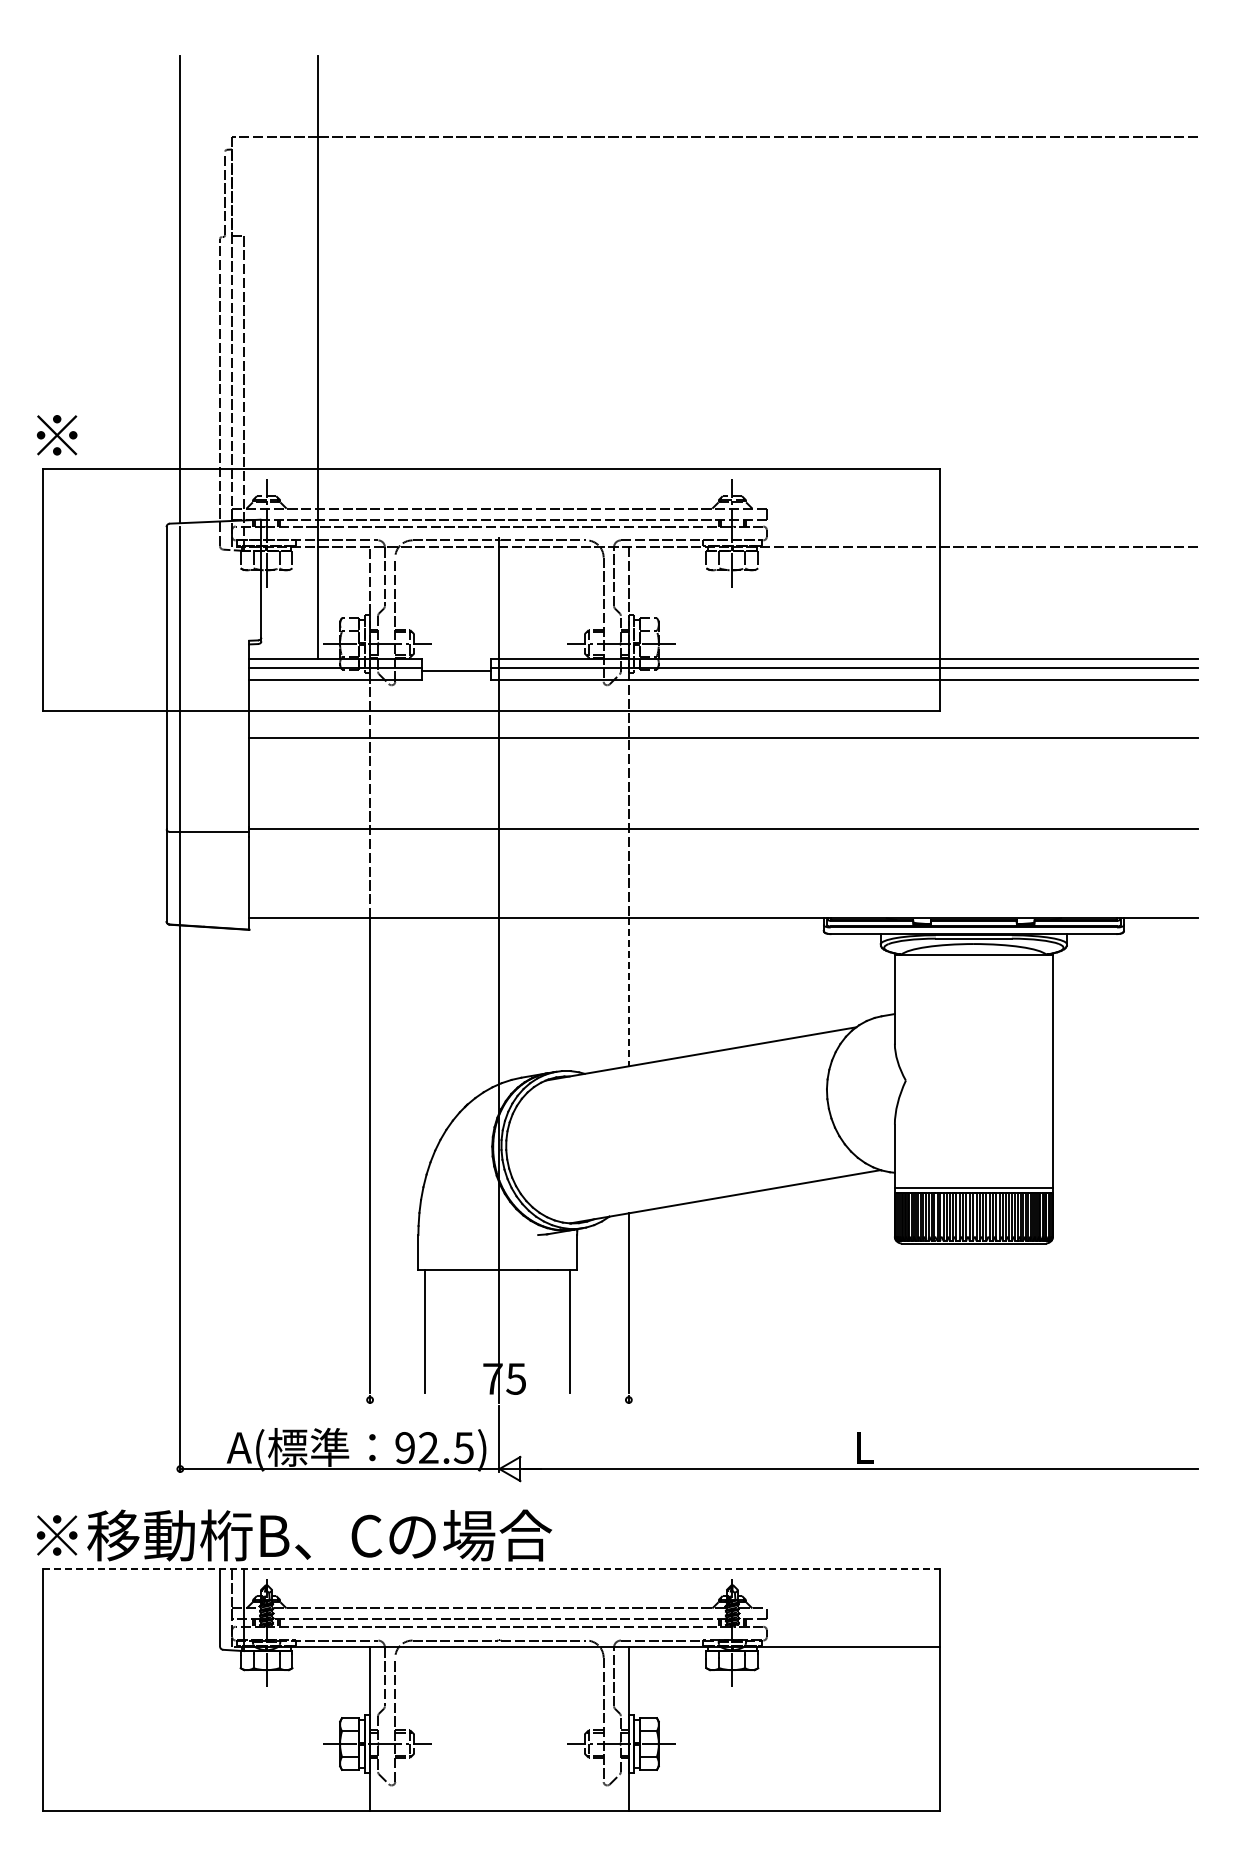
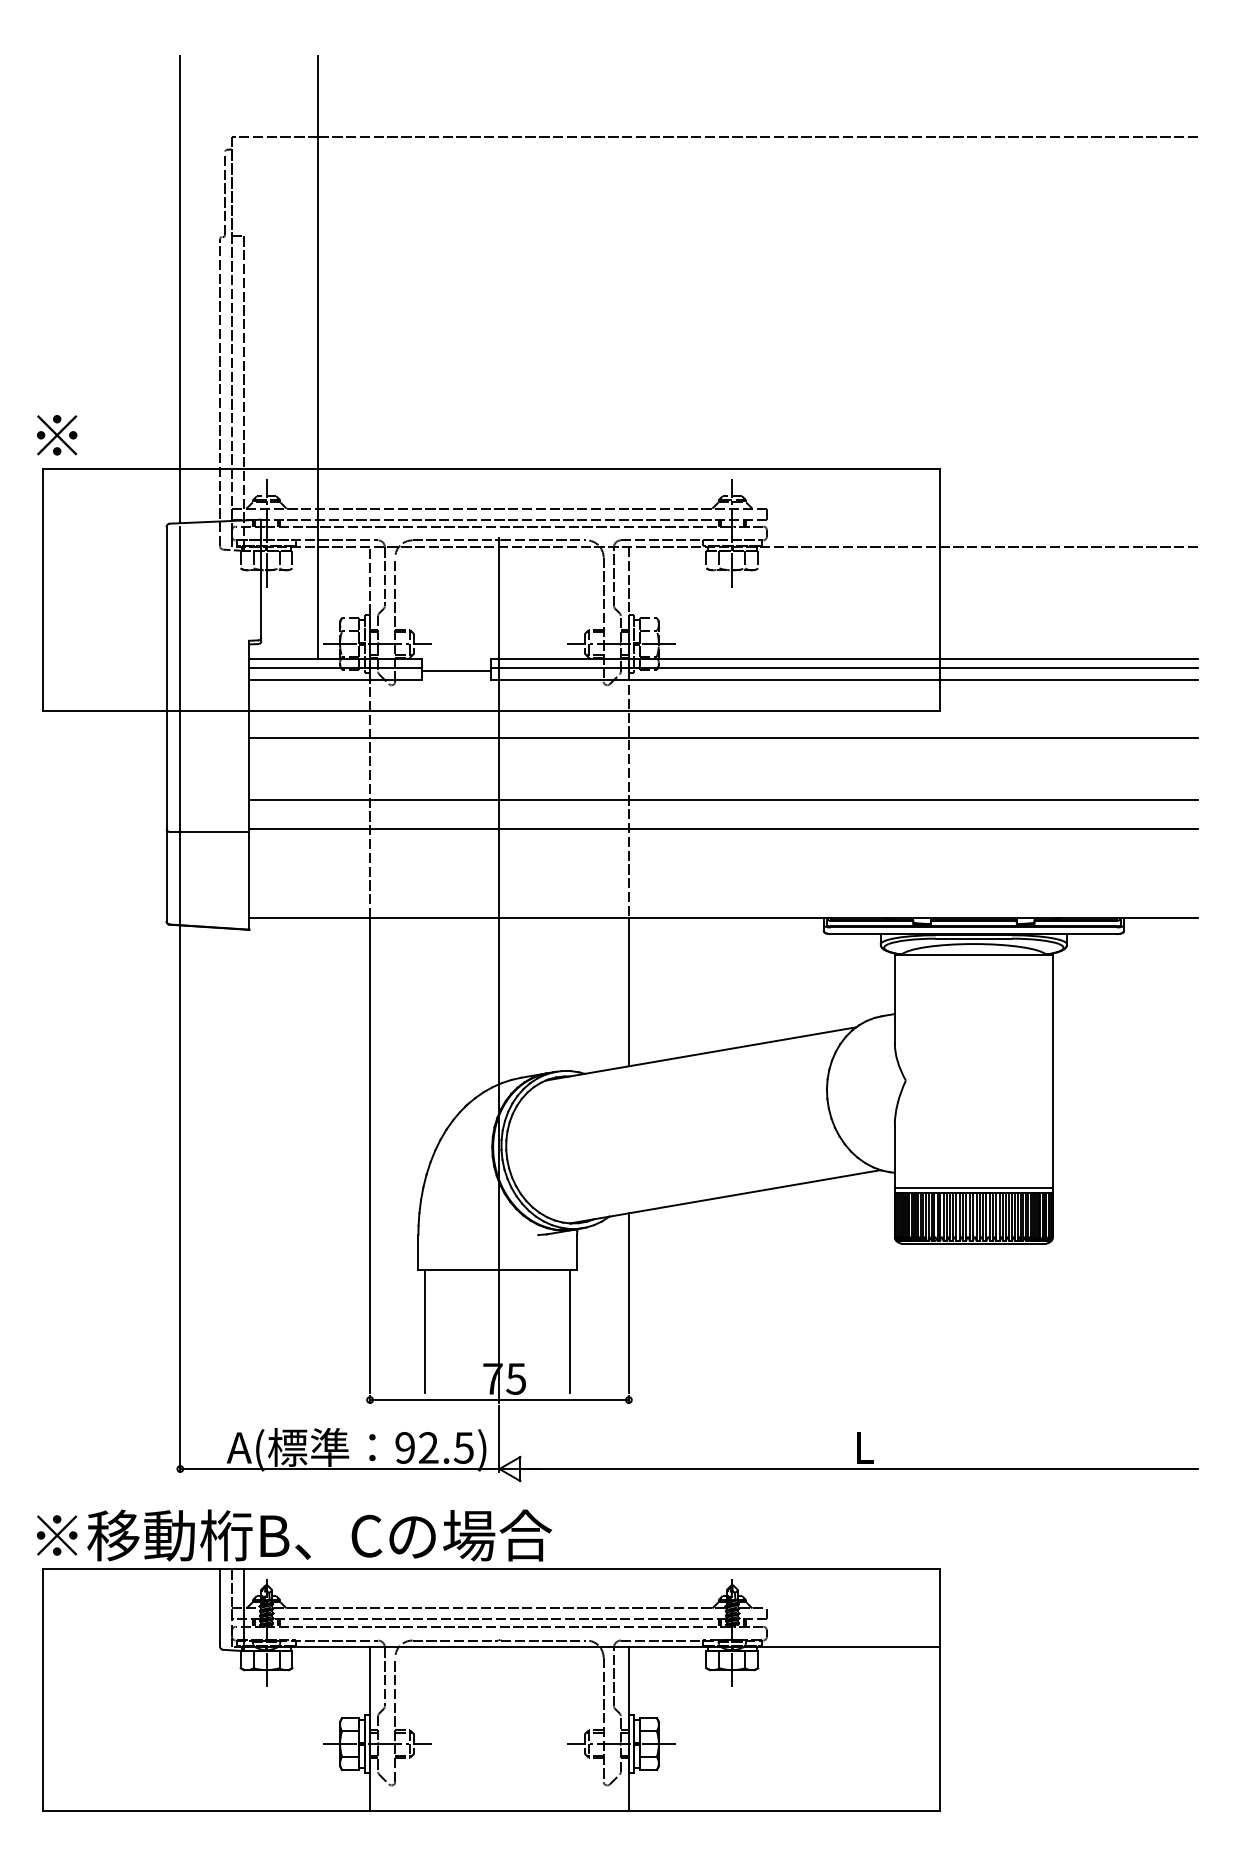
line: none -> present (723, 800)
line: dashed -> solid (628, 992)
line: none -> present (499, 1400)
line: dashed -> solid (491, 1569)
